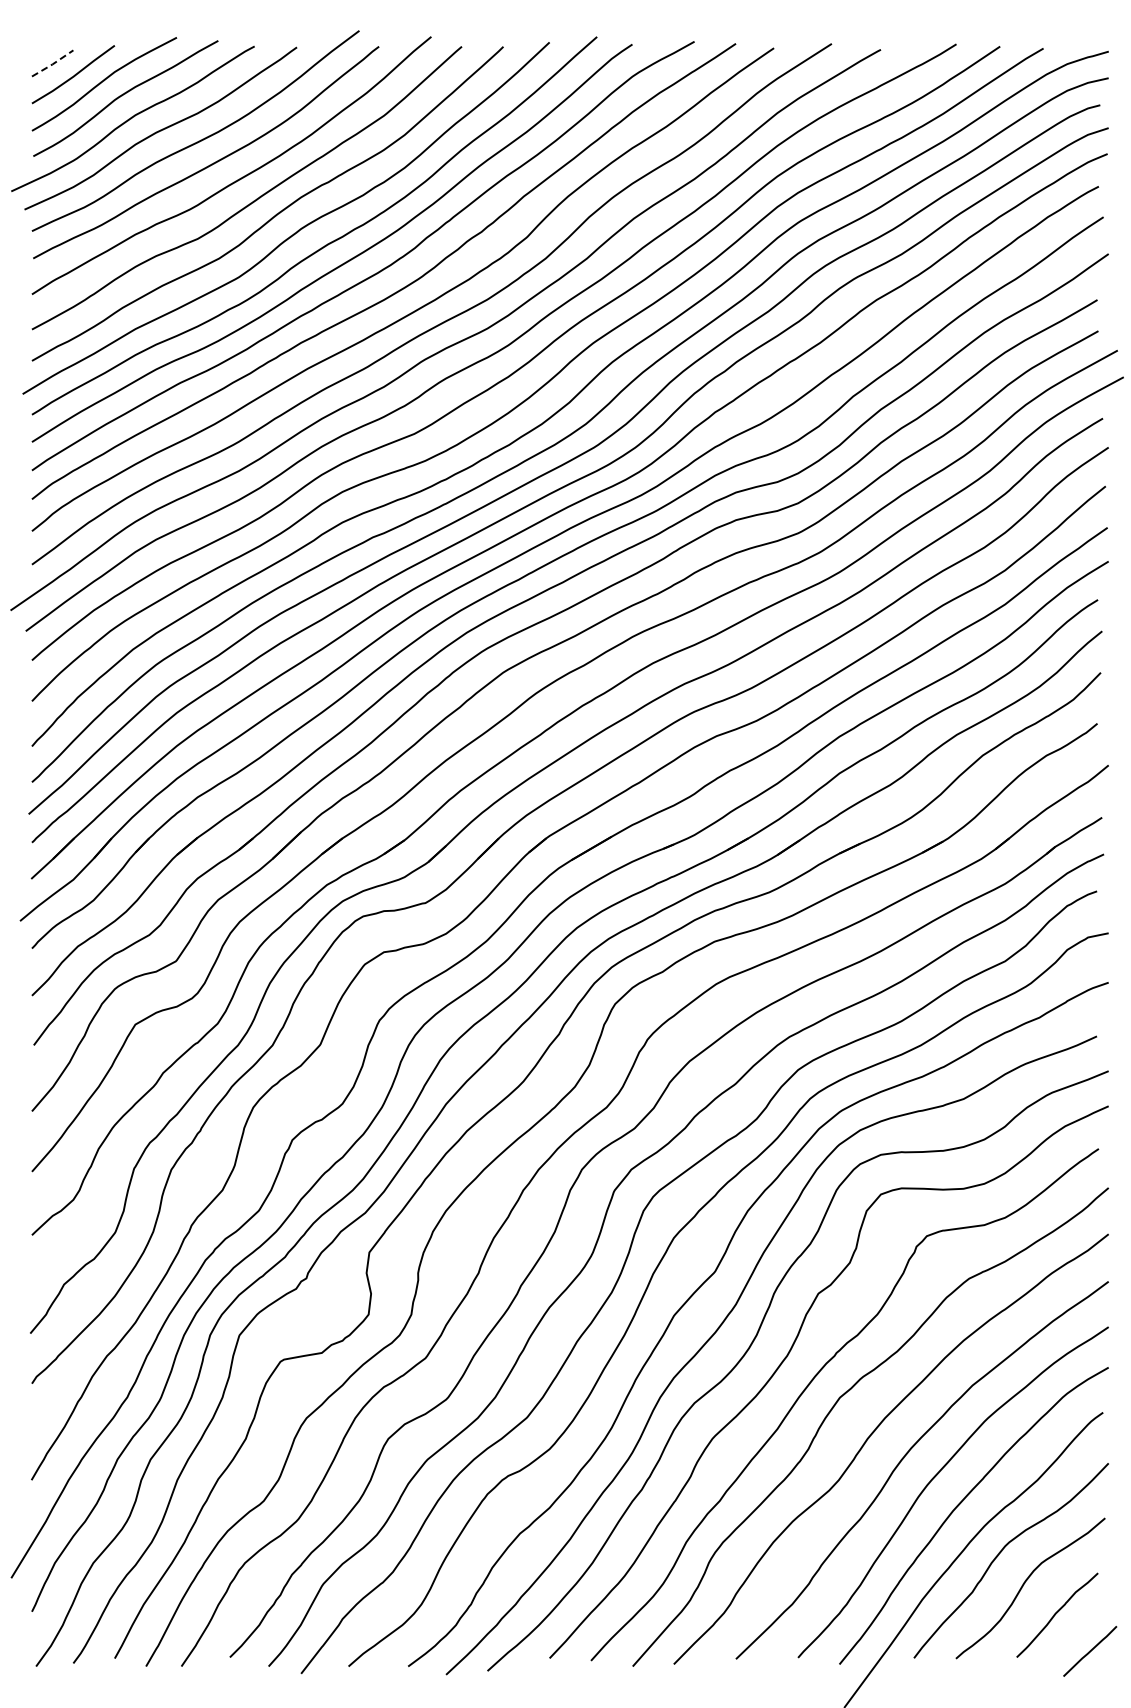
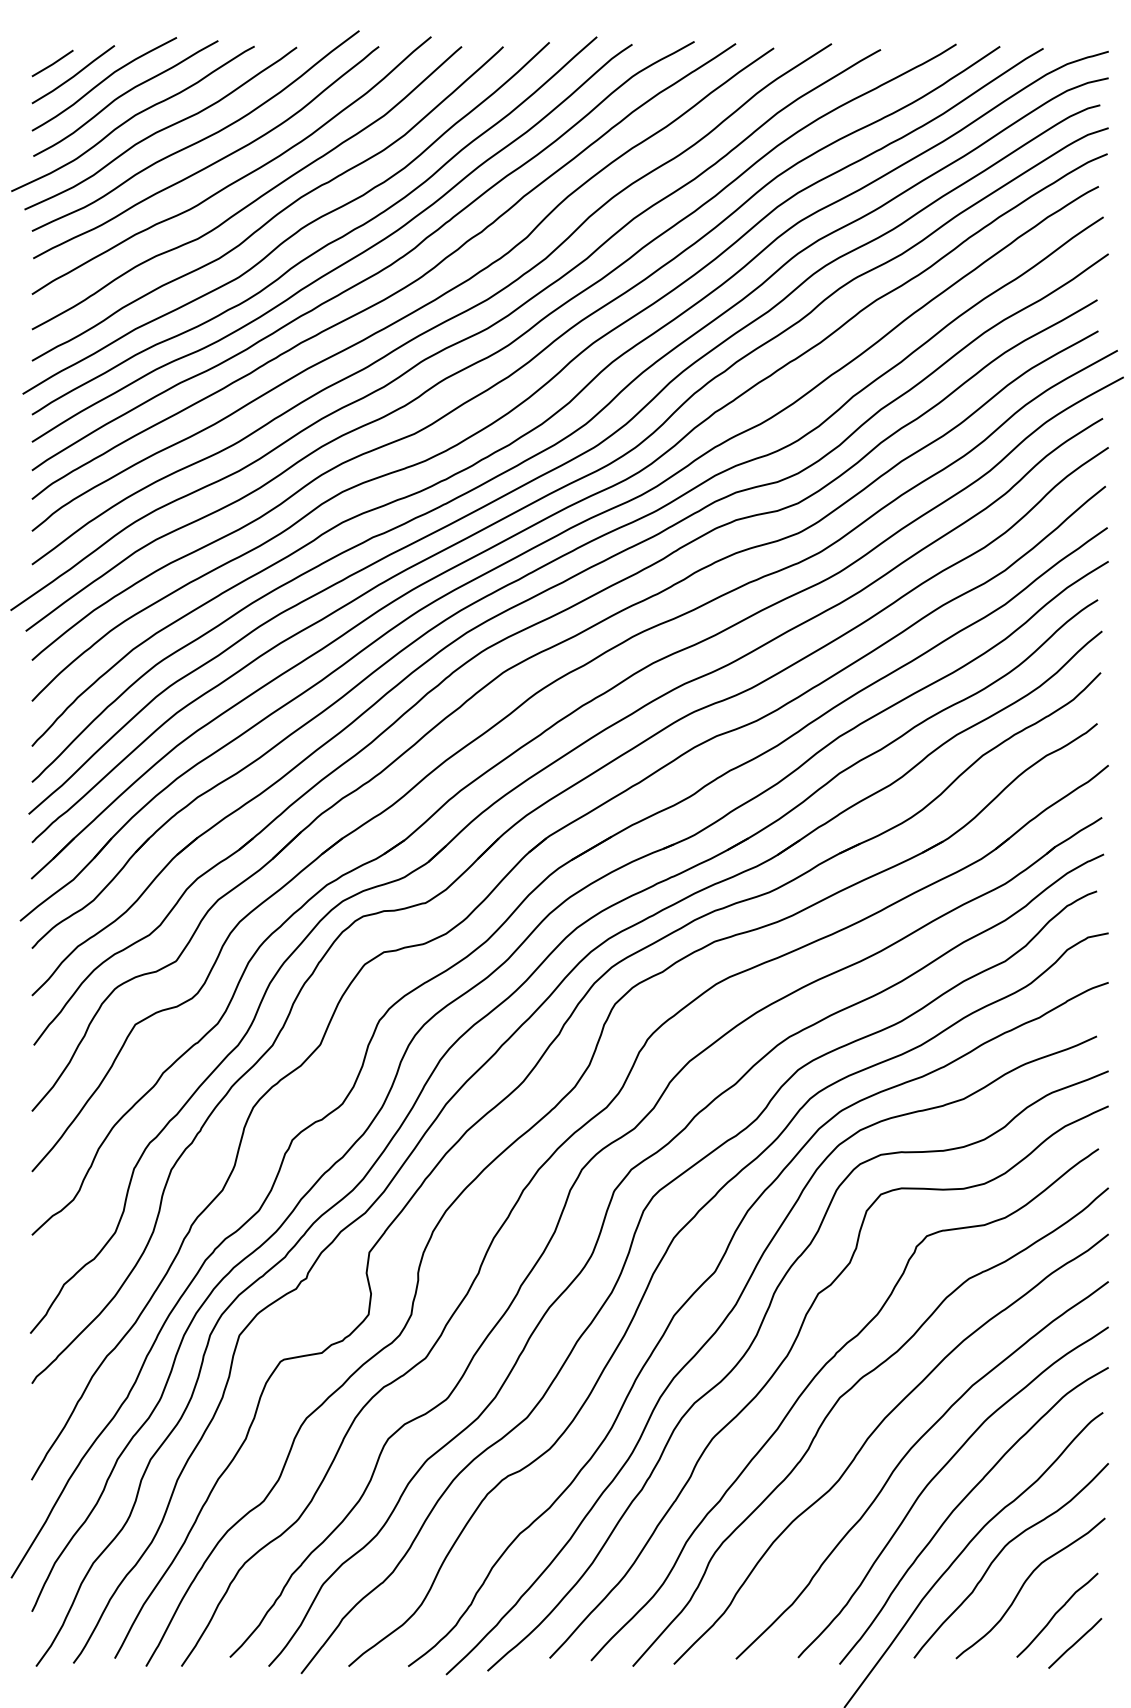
line: dashed -> solid (52, 64)
line position: (1090, 1651) -> (1075, 1643) (1075, 1643)
